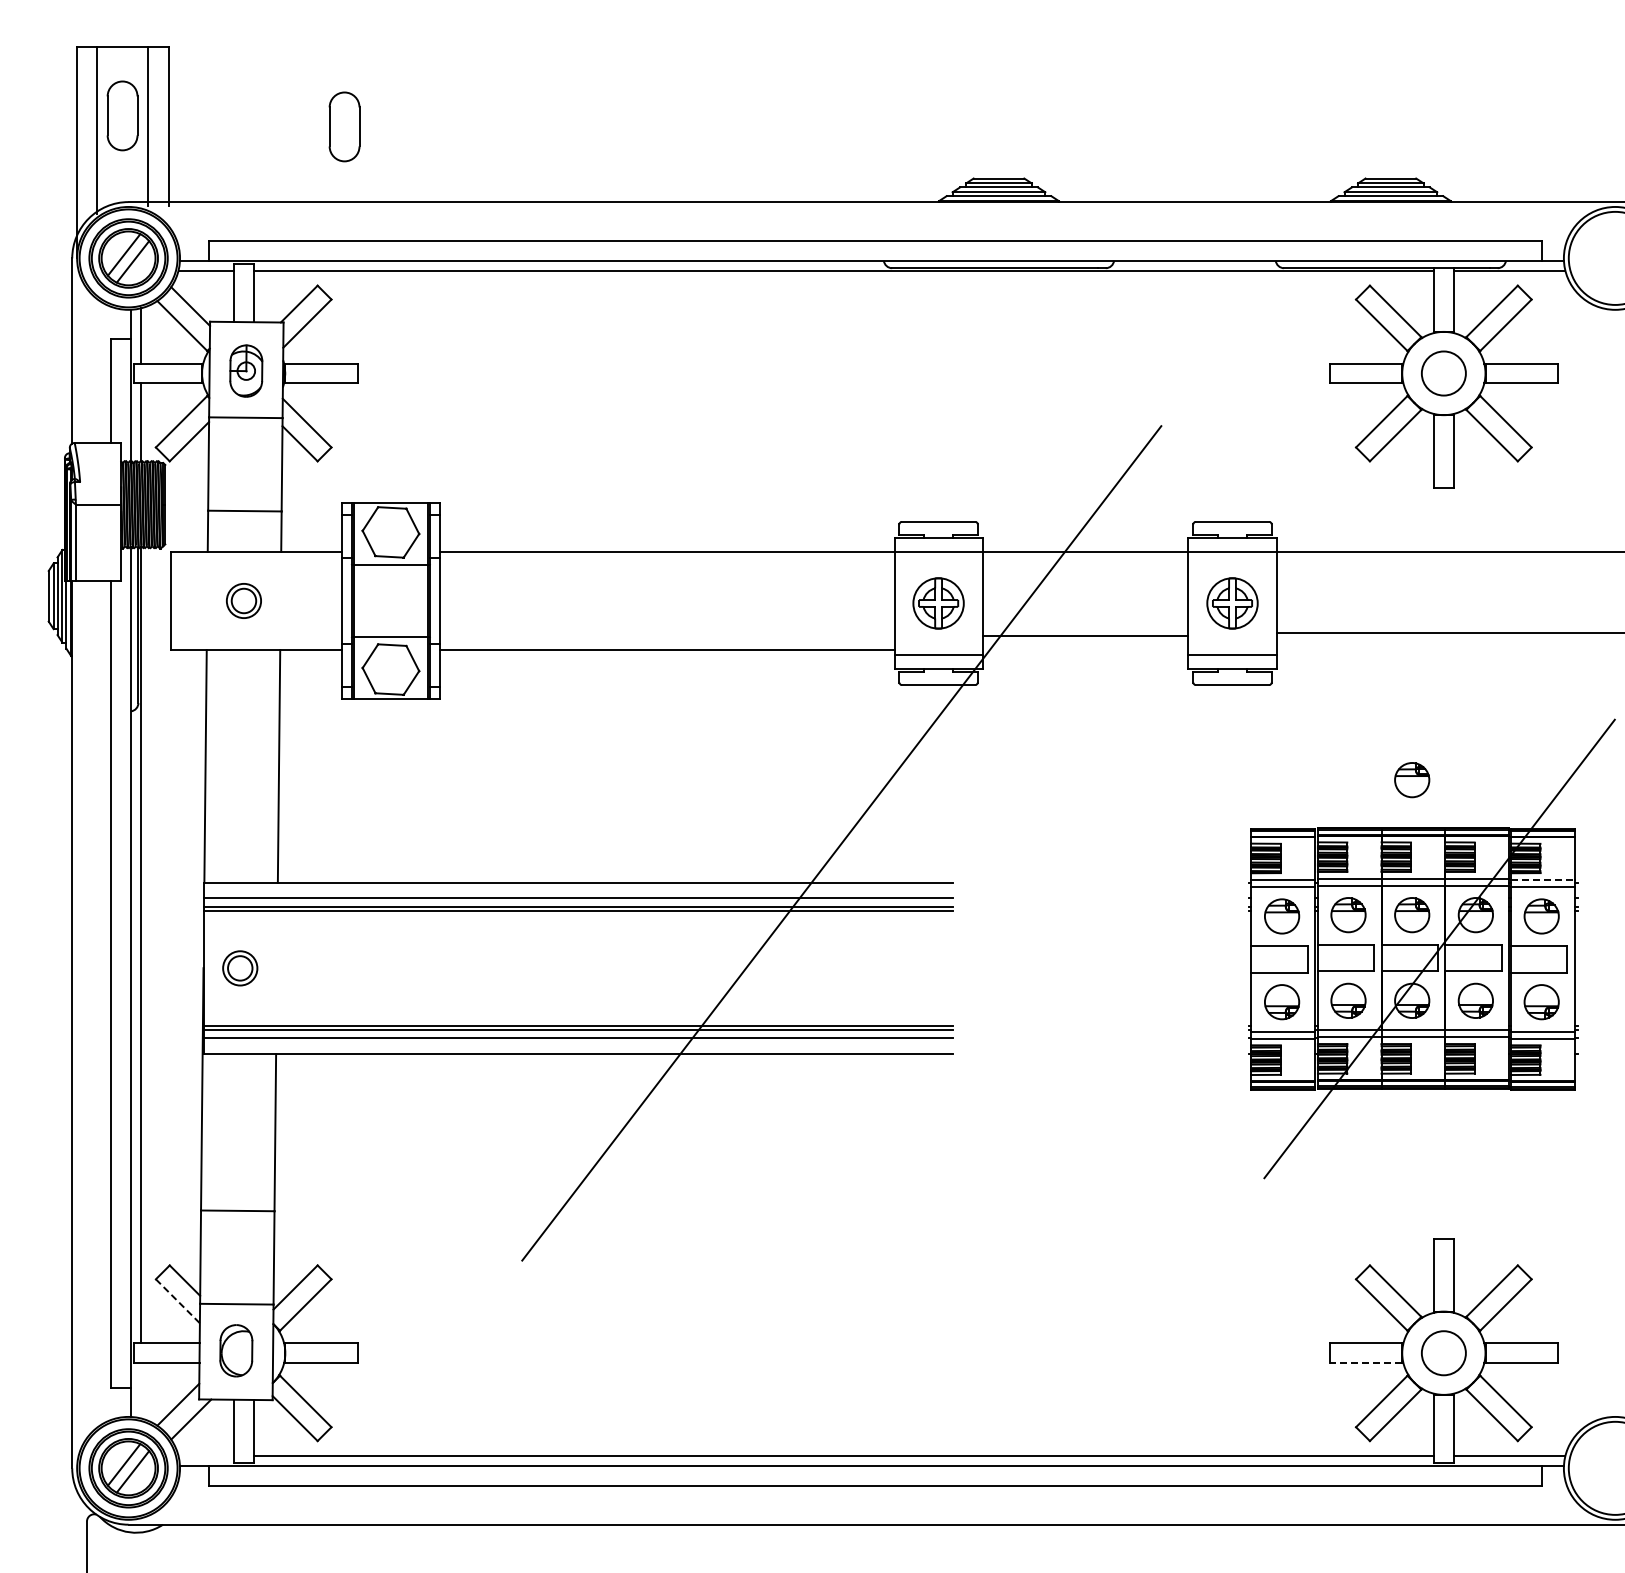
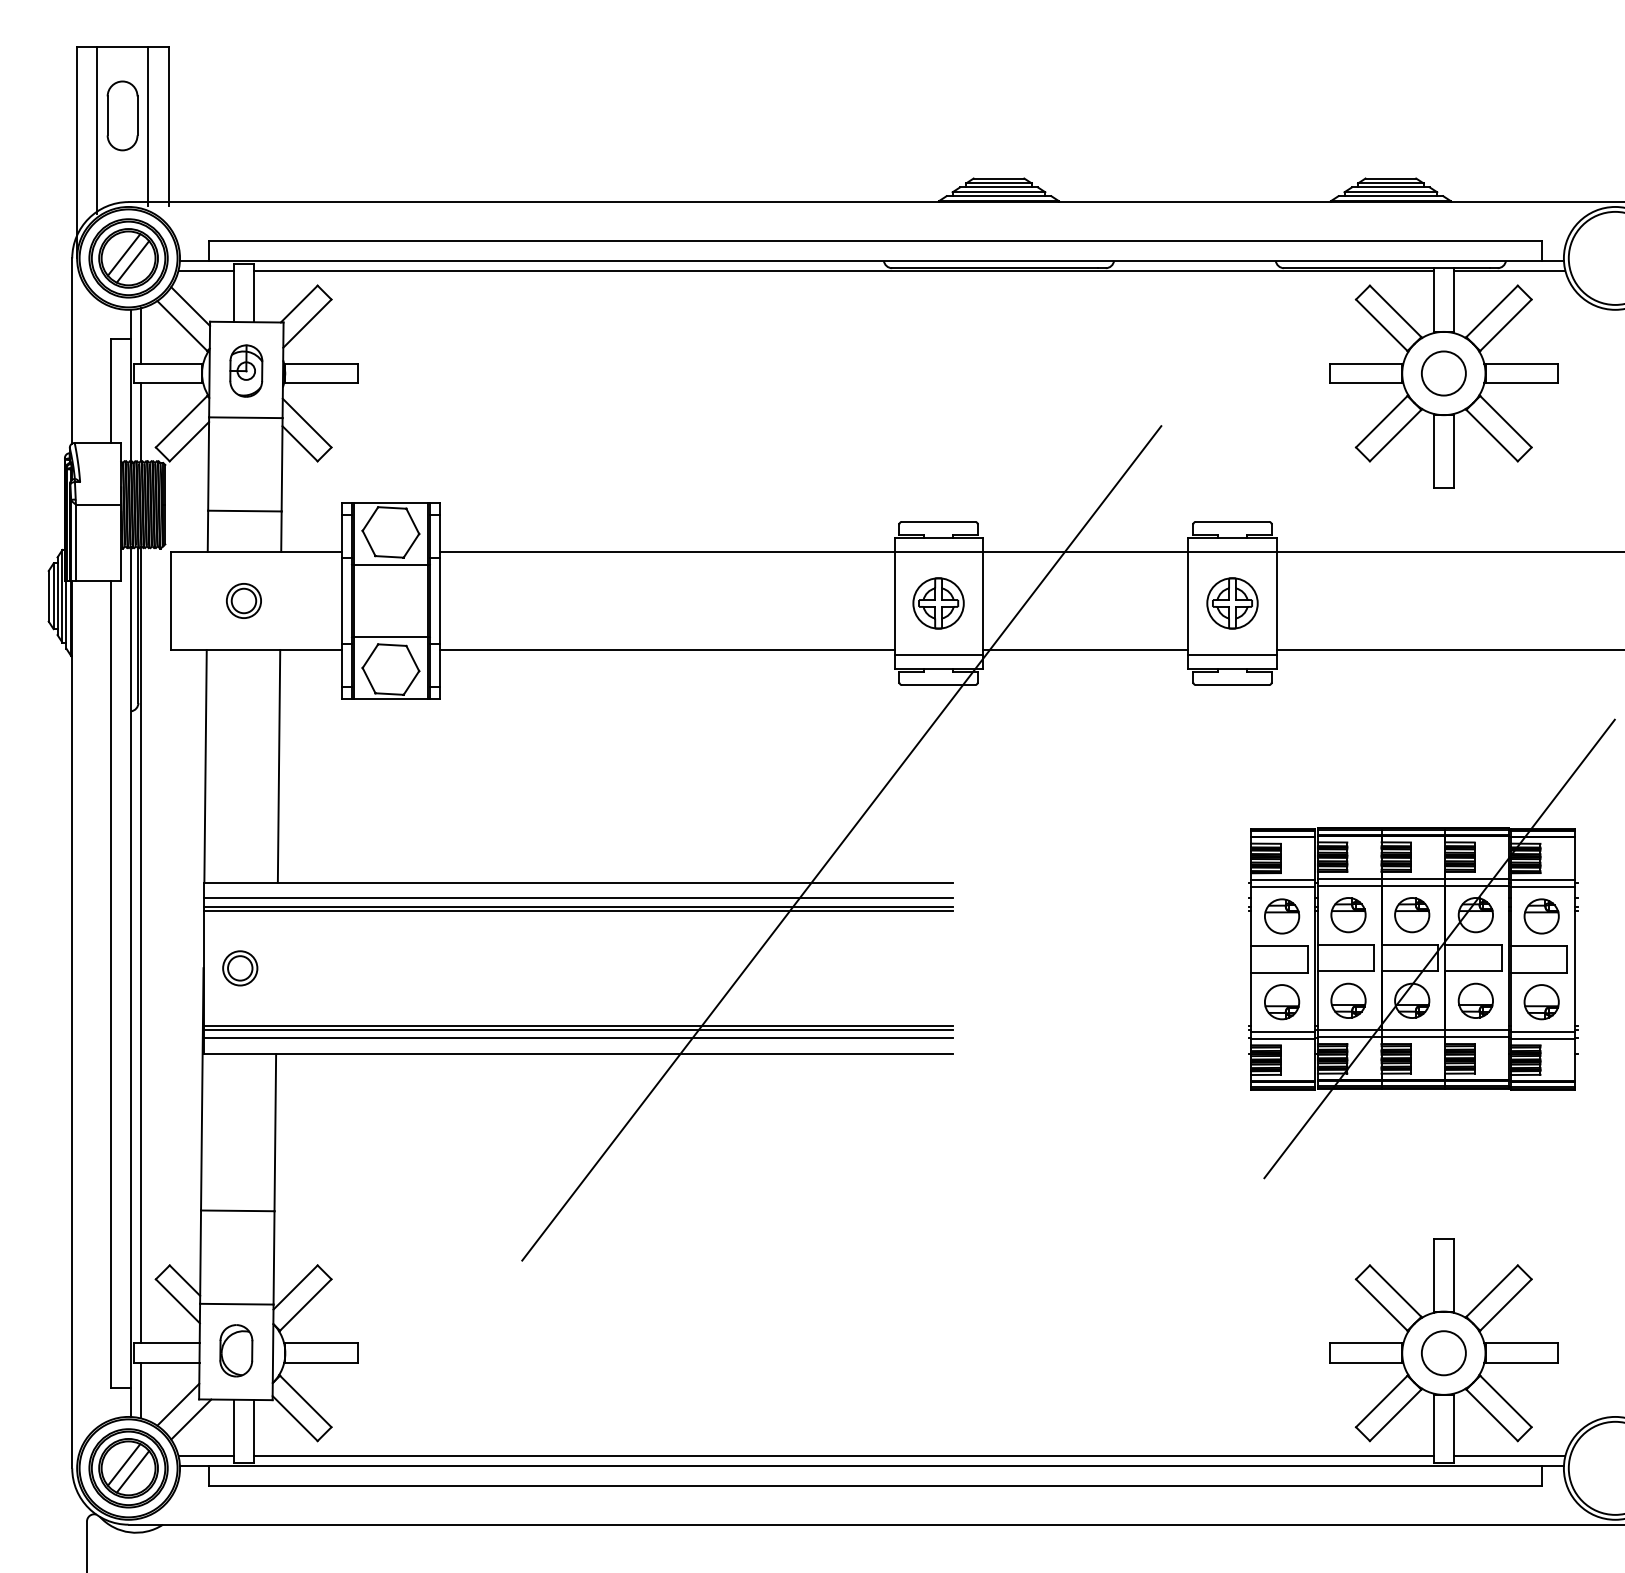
part: present -> none (344, 126)
line position: (1448, 633) -> (1448, 650) (1448, 650)
line position: (1085, 636) -> (1085, 650) (1085, 650)
part: present -> none (1412, 780)
line: dashed -> solid (1542, 880)
line: dashed -> solid (178, 1301)
line: dashed -> solid (1365, 1363)
line: none -> present (140, 1390)
line: none -> present (205, 1456)
